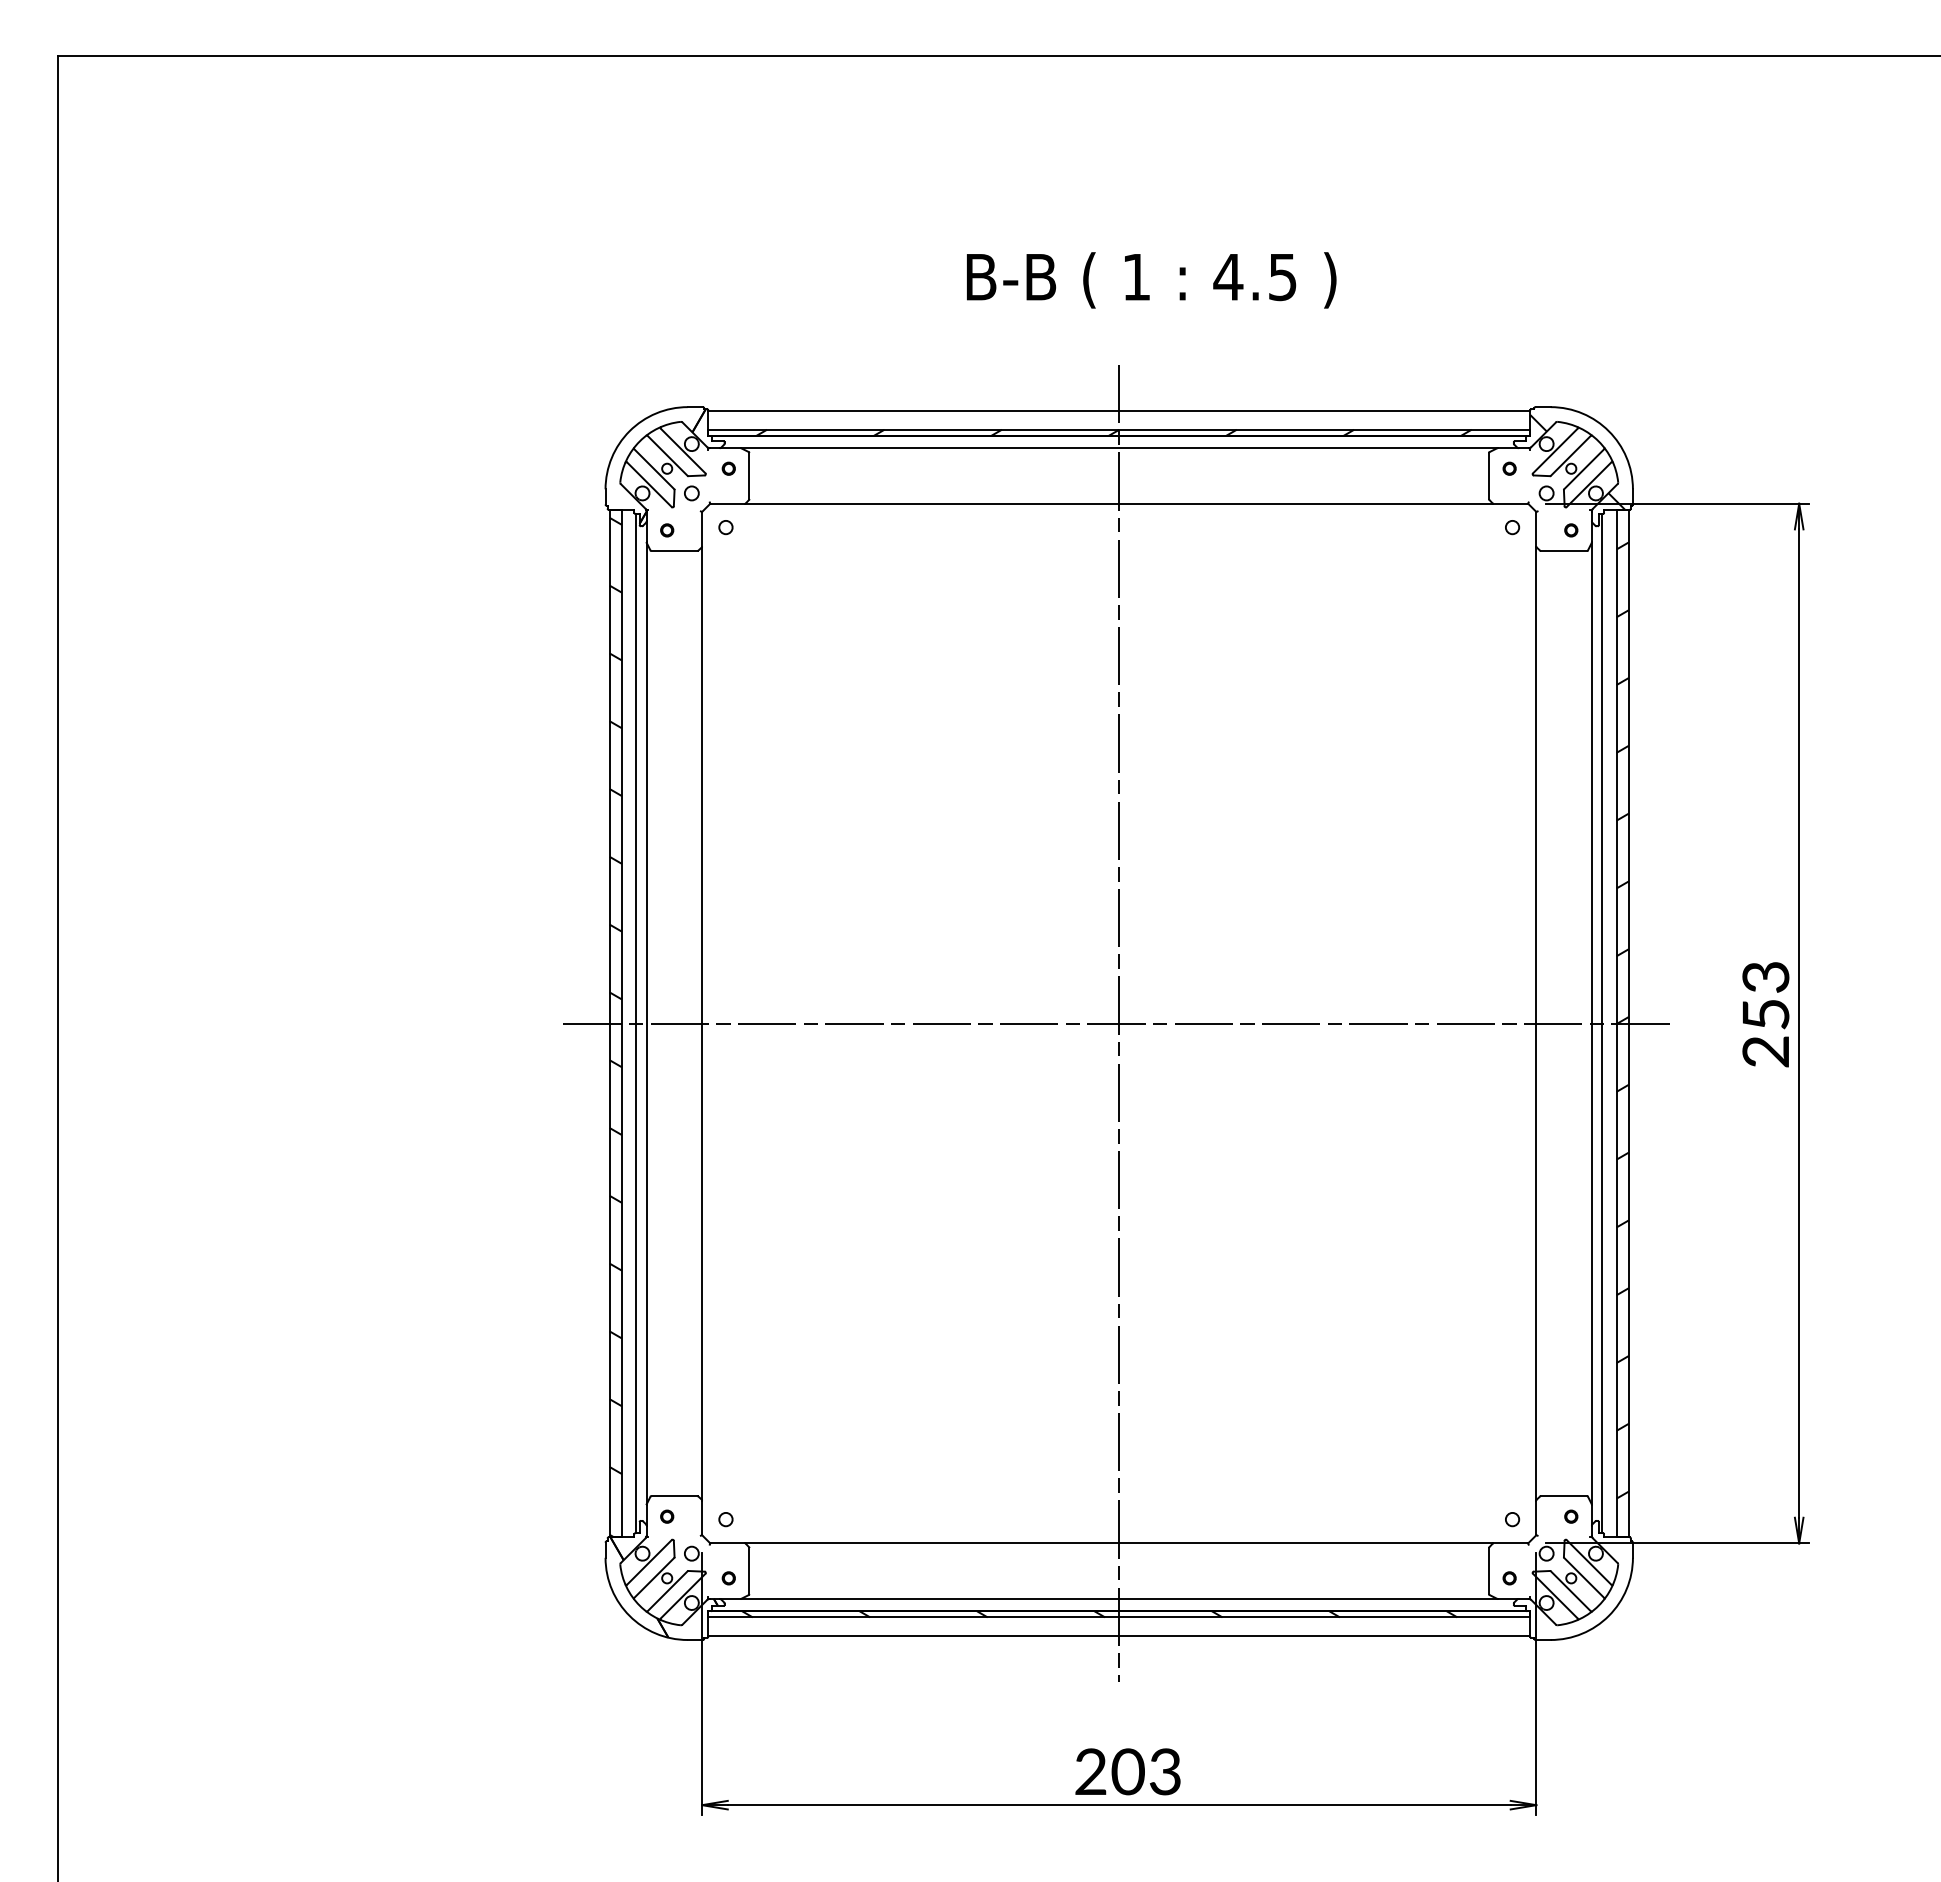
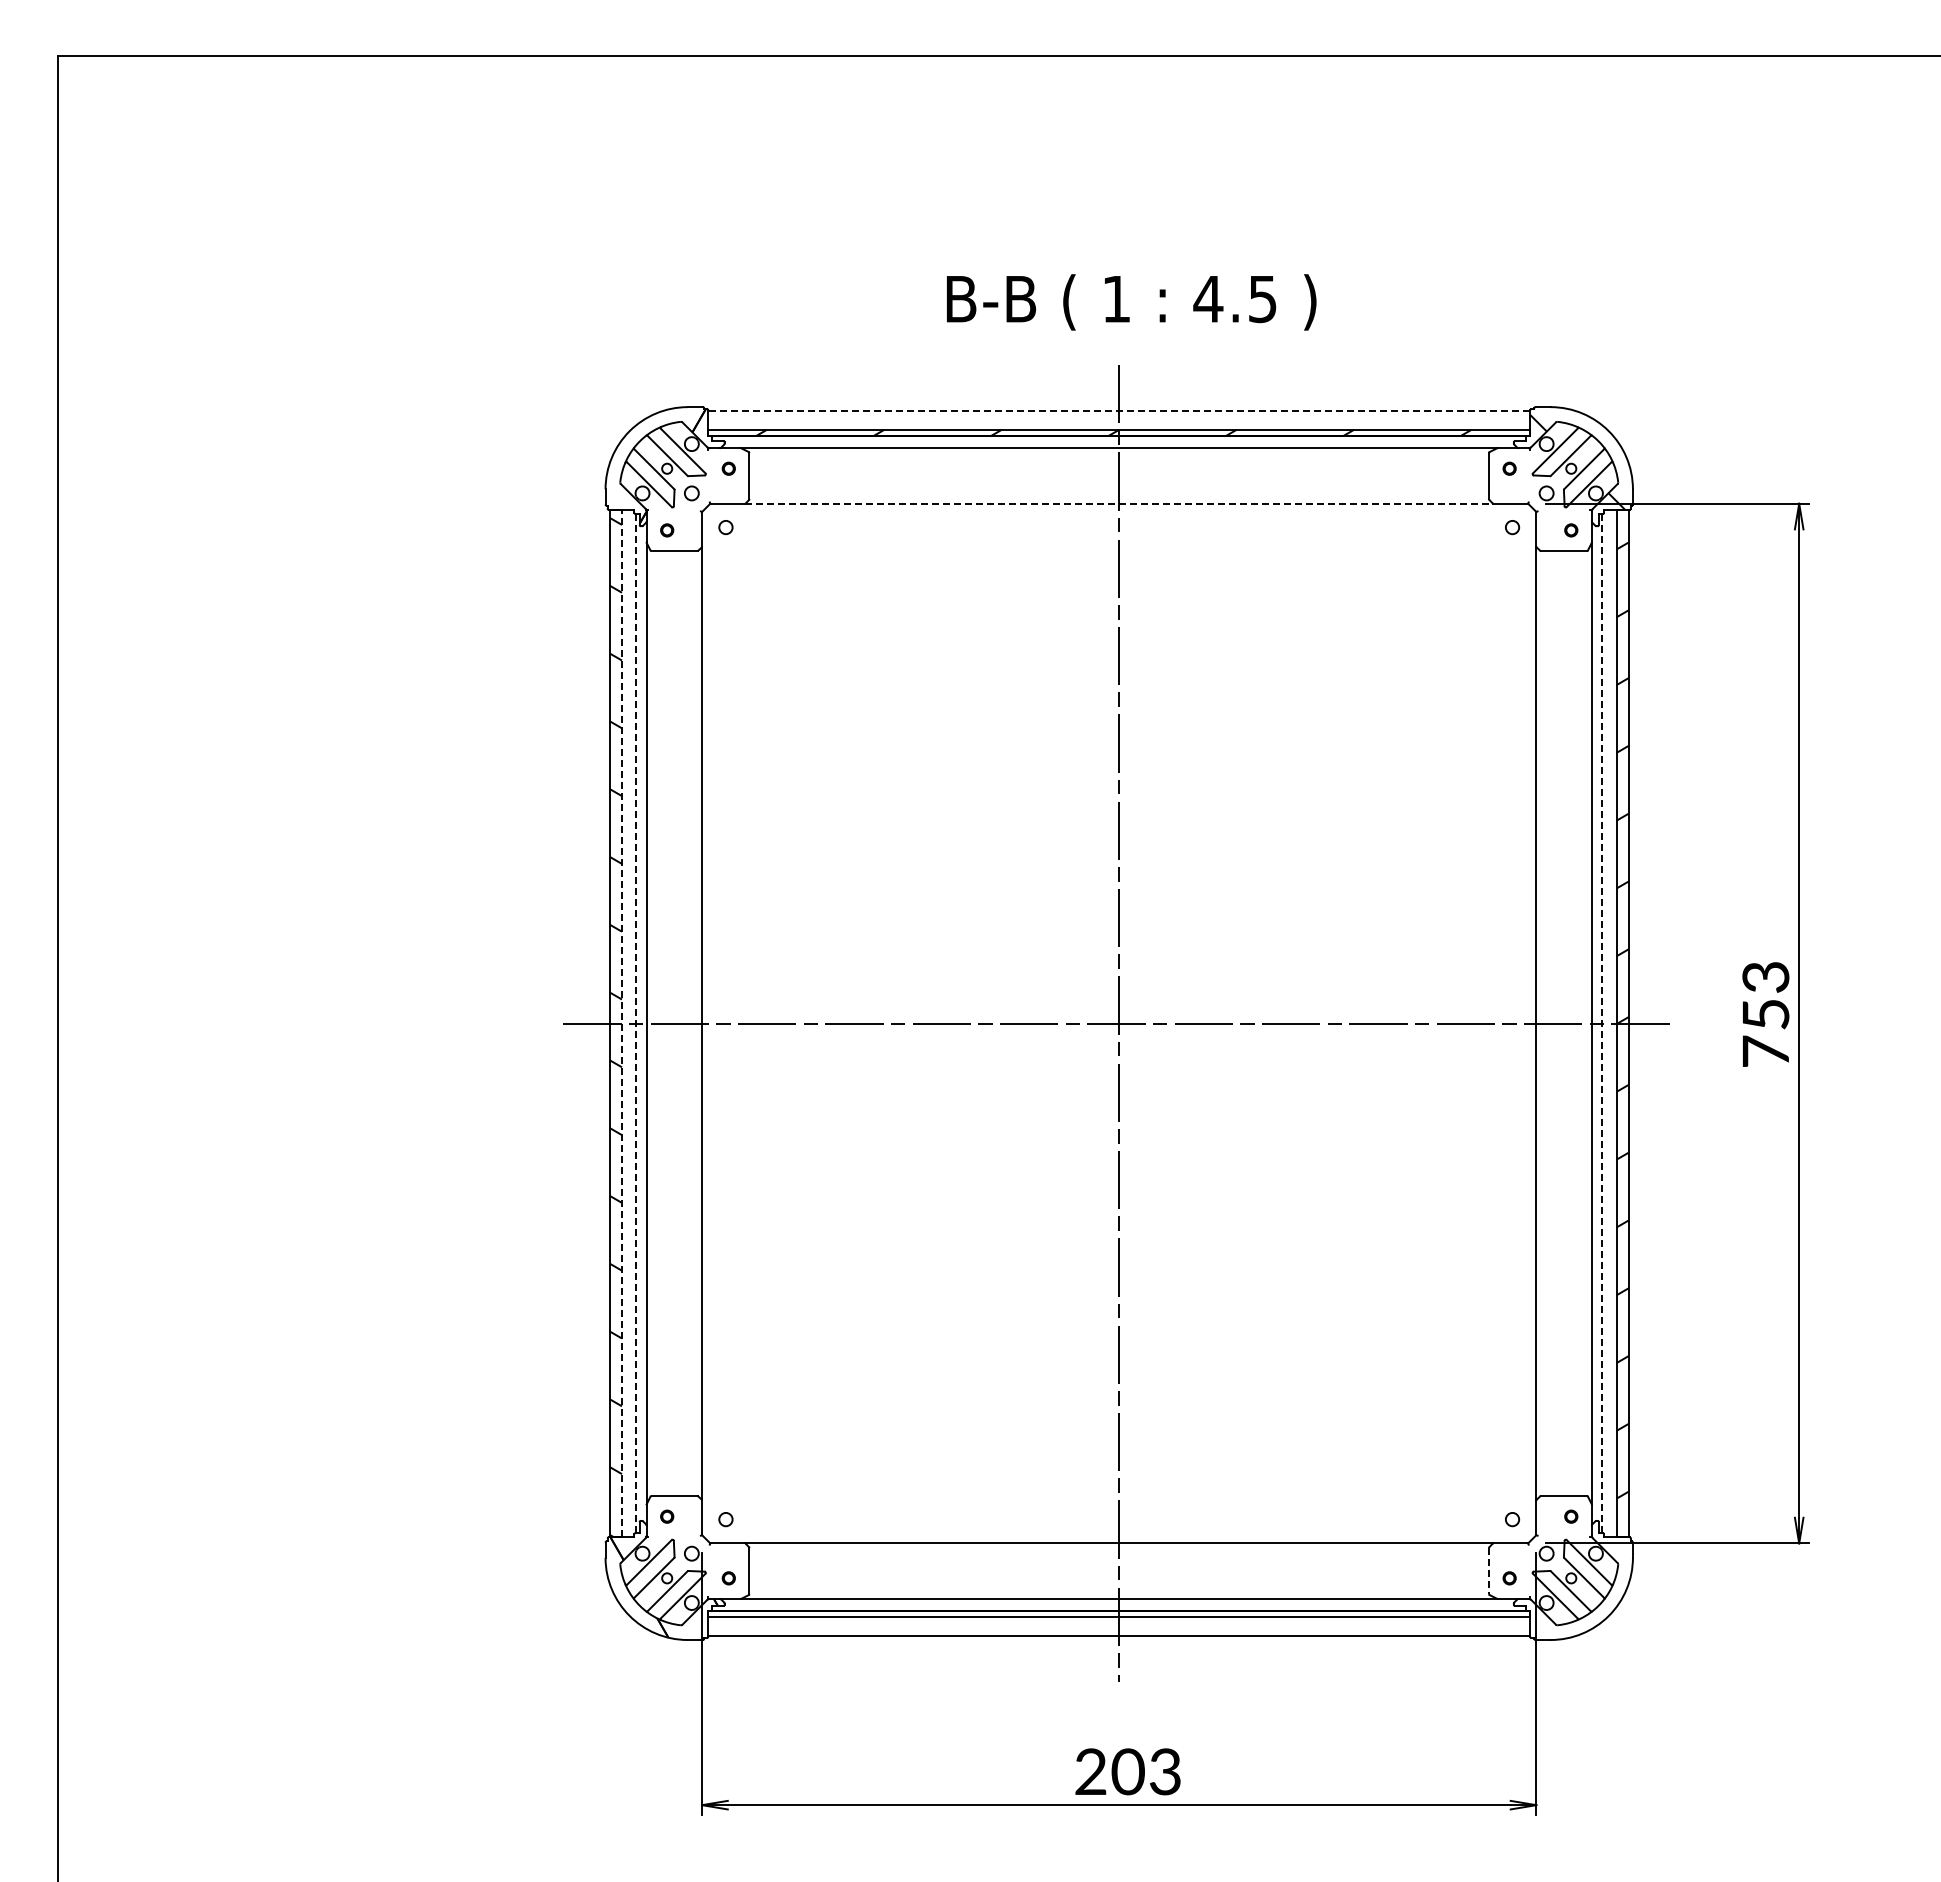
text position: (1151, 280) -> (1131, 302) (1131, 302)
line: solid -> dashed (1119, 411)
line: solid -> dashed (1119, 503)
line: solid -> dashed (621, 1023)
line: solid -> dashed (636, 1023)
line: solid -> dashed (1602, 1023)
text: 253 -> 753 (1765, 1051)
line: solid -> dashed (1489, 1571)
hatch: present -> none (1099, 1614)
